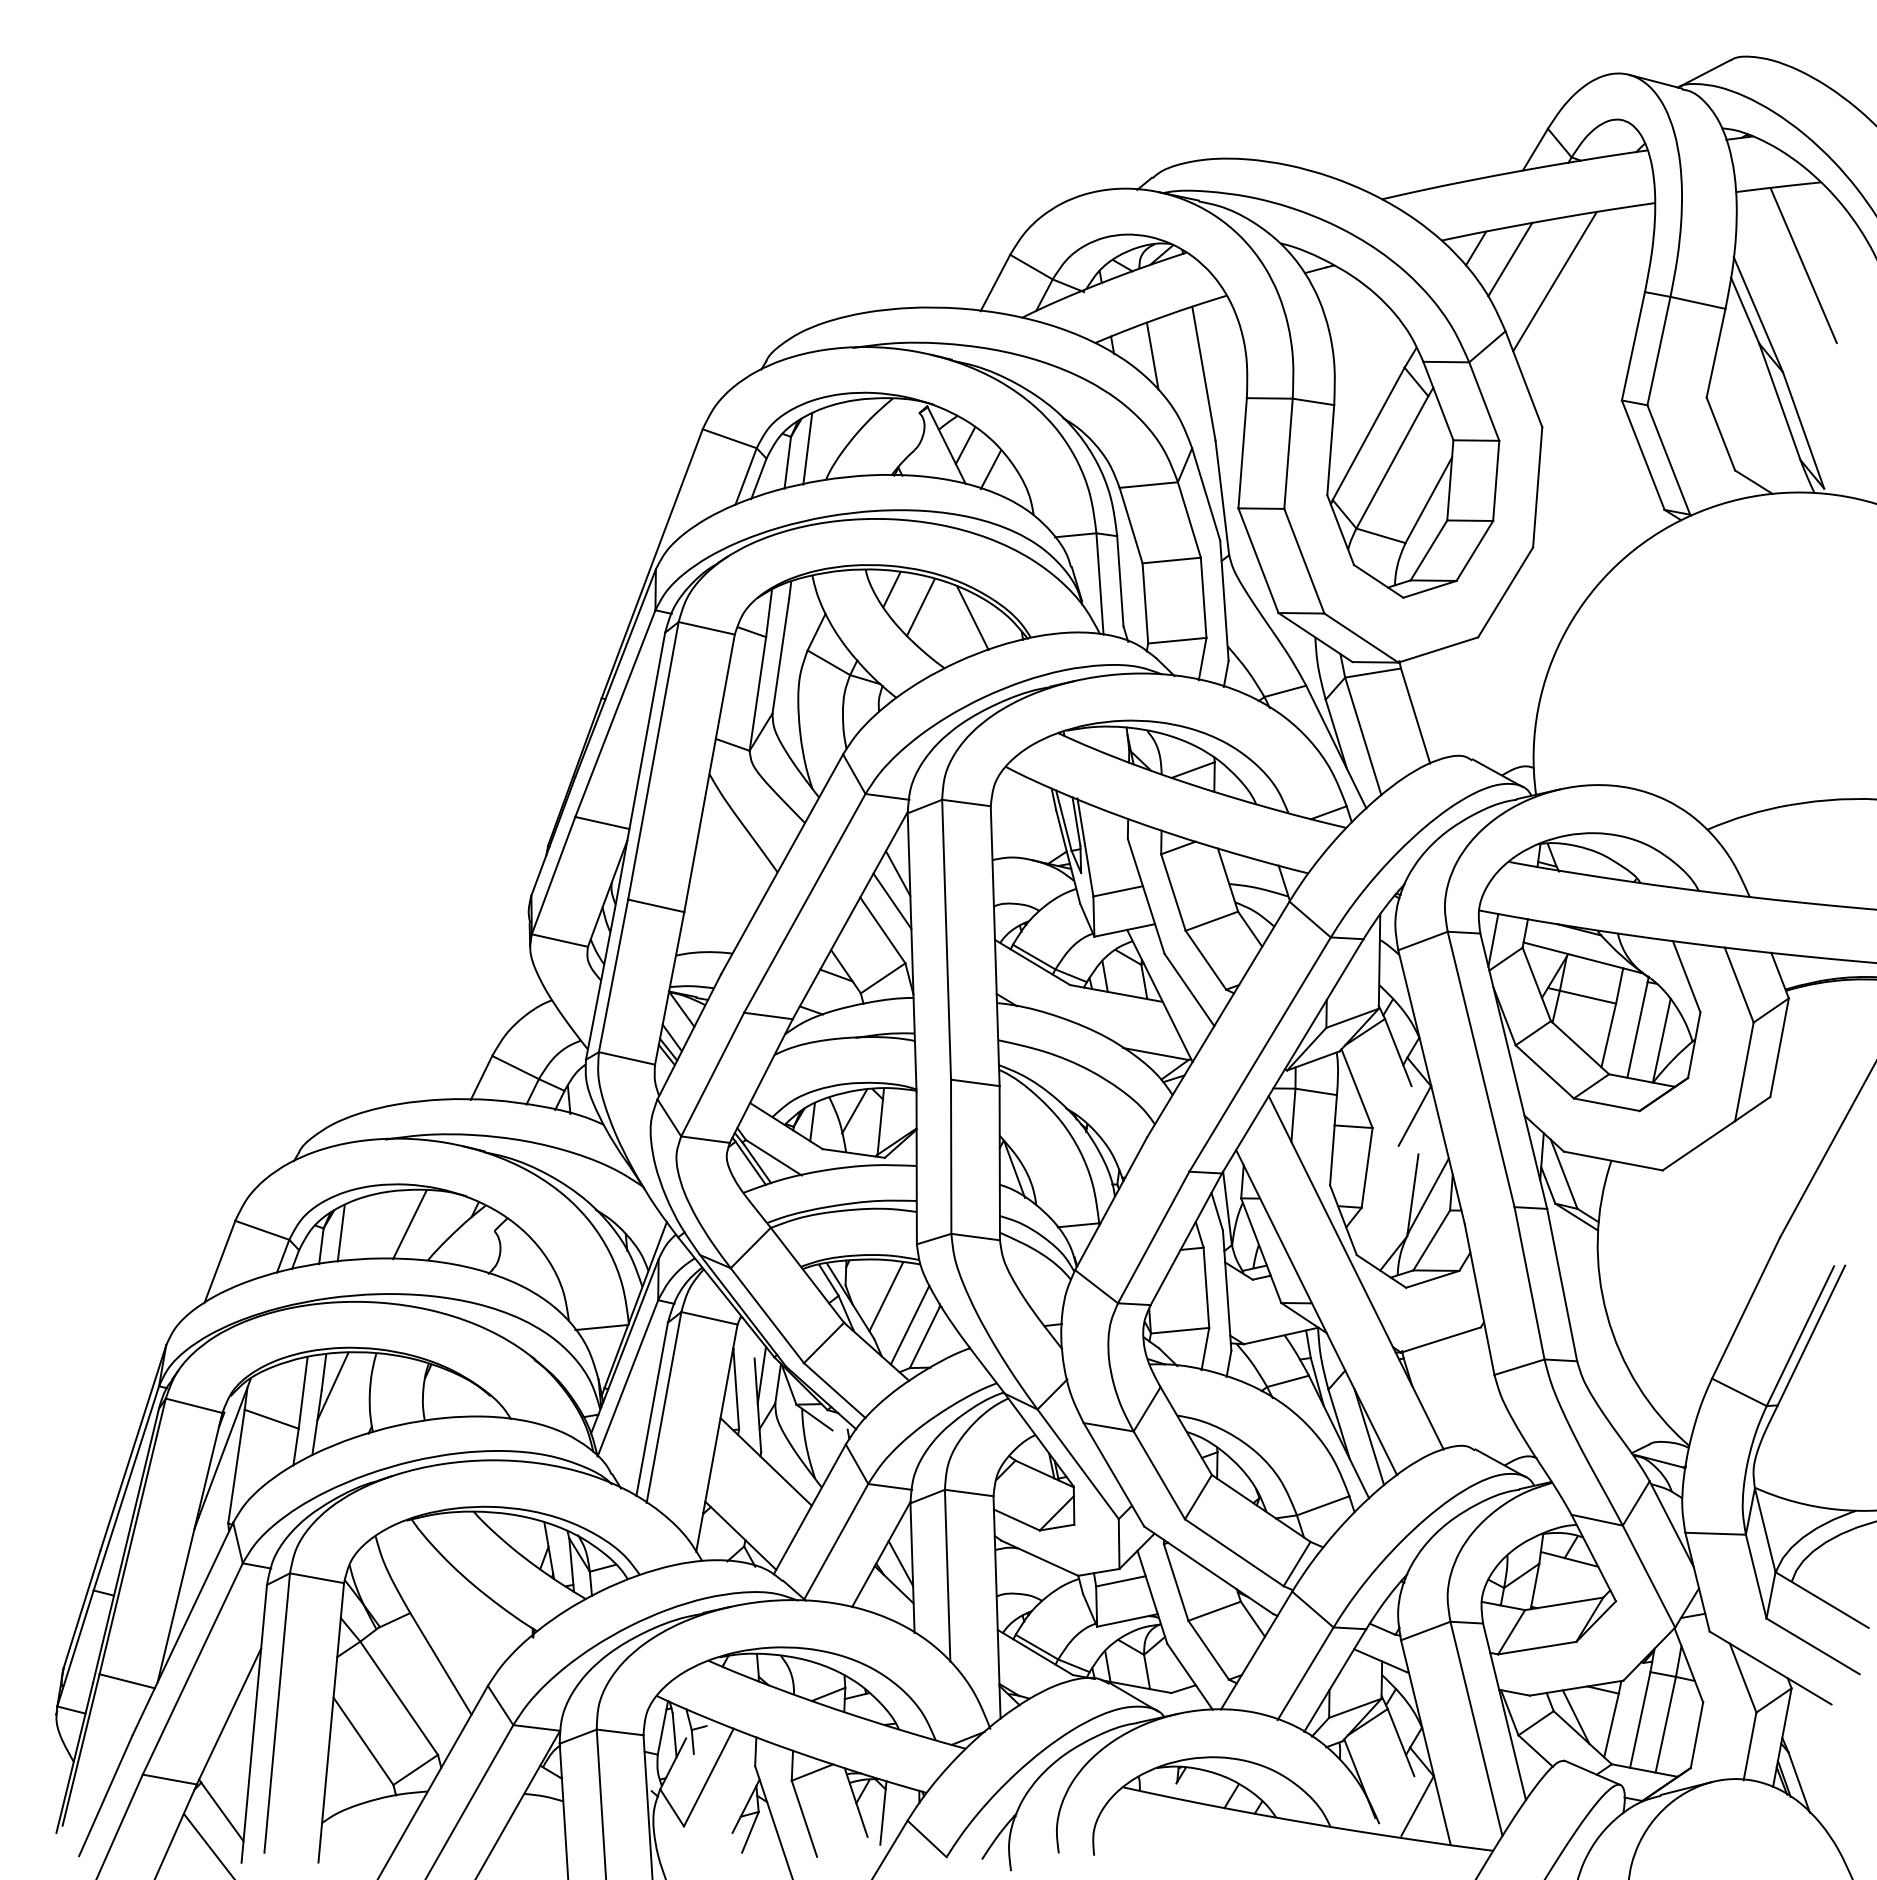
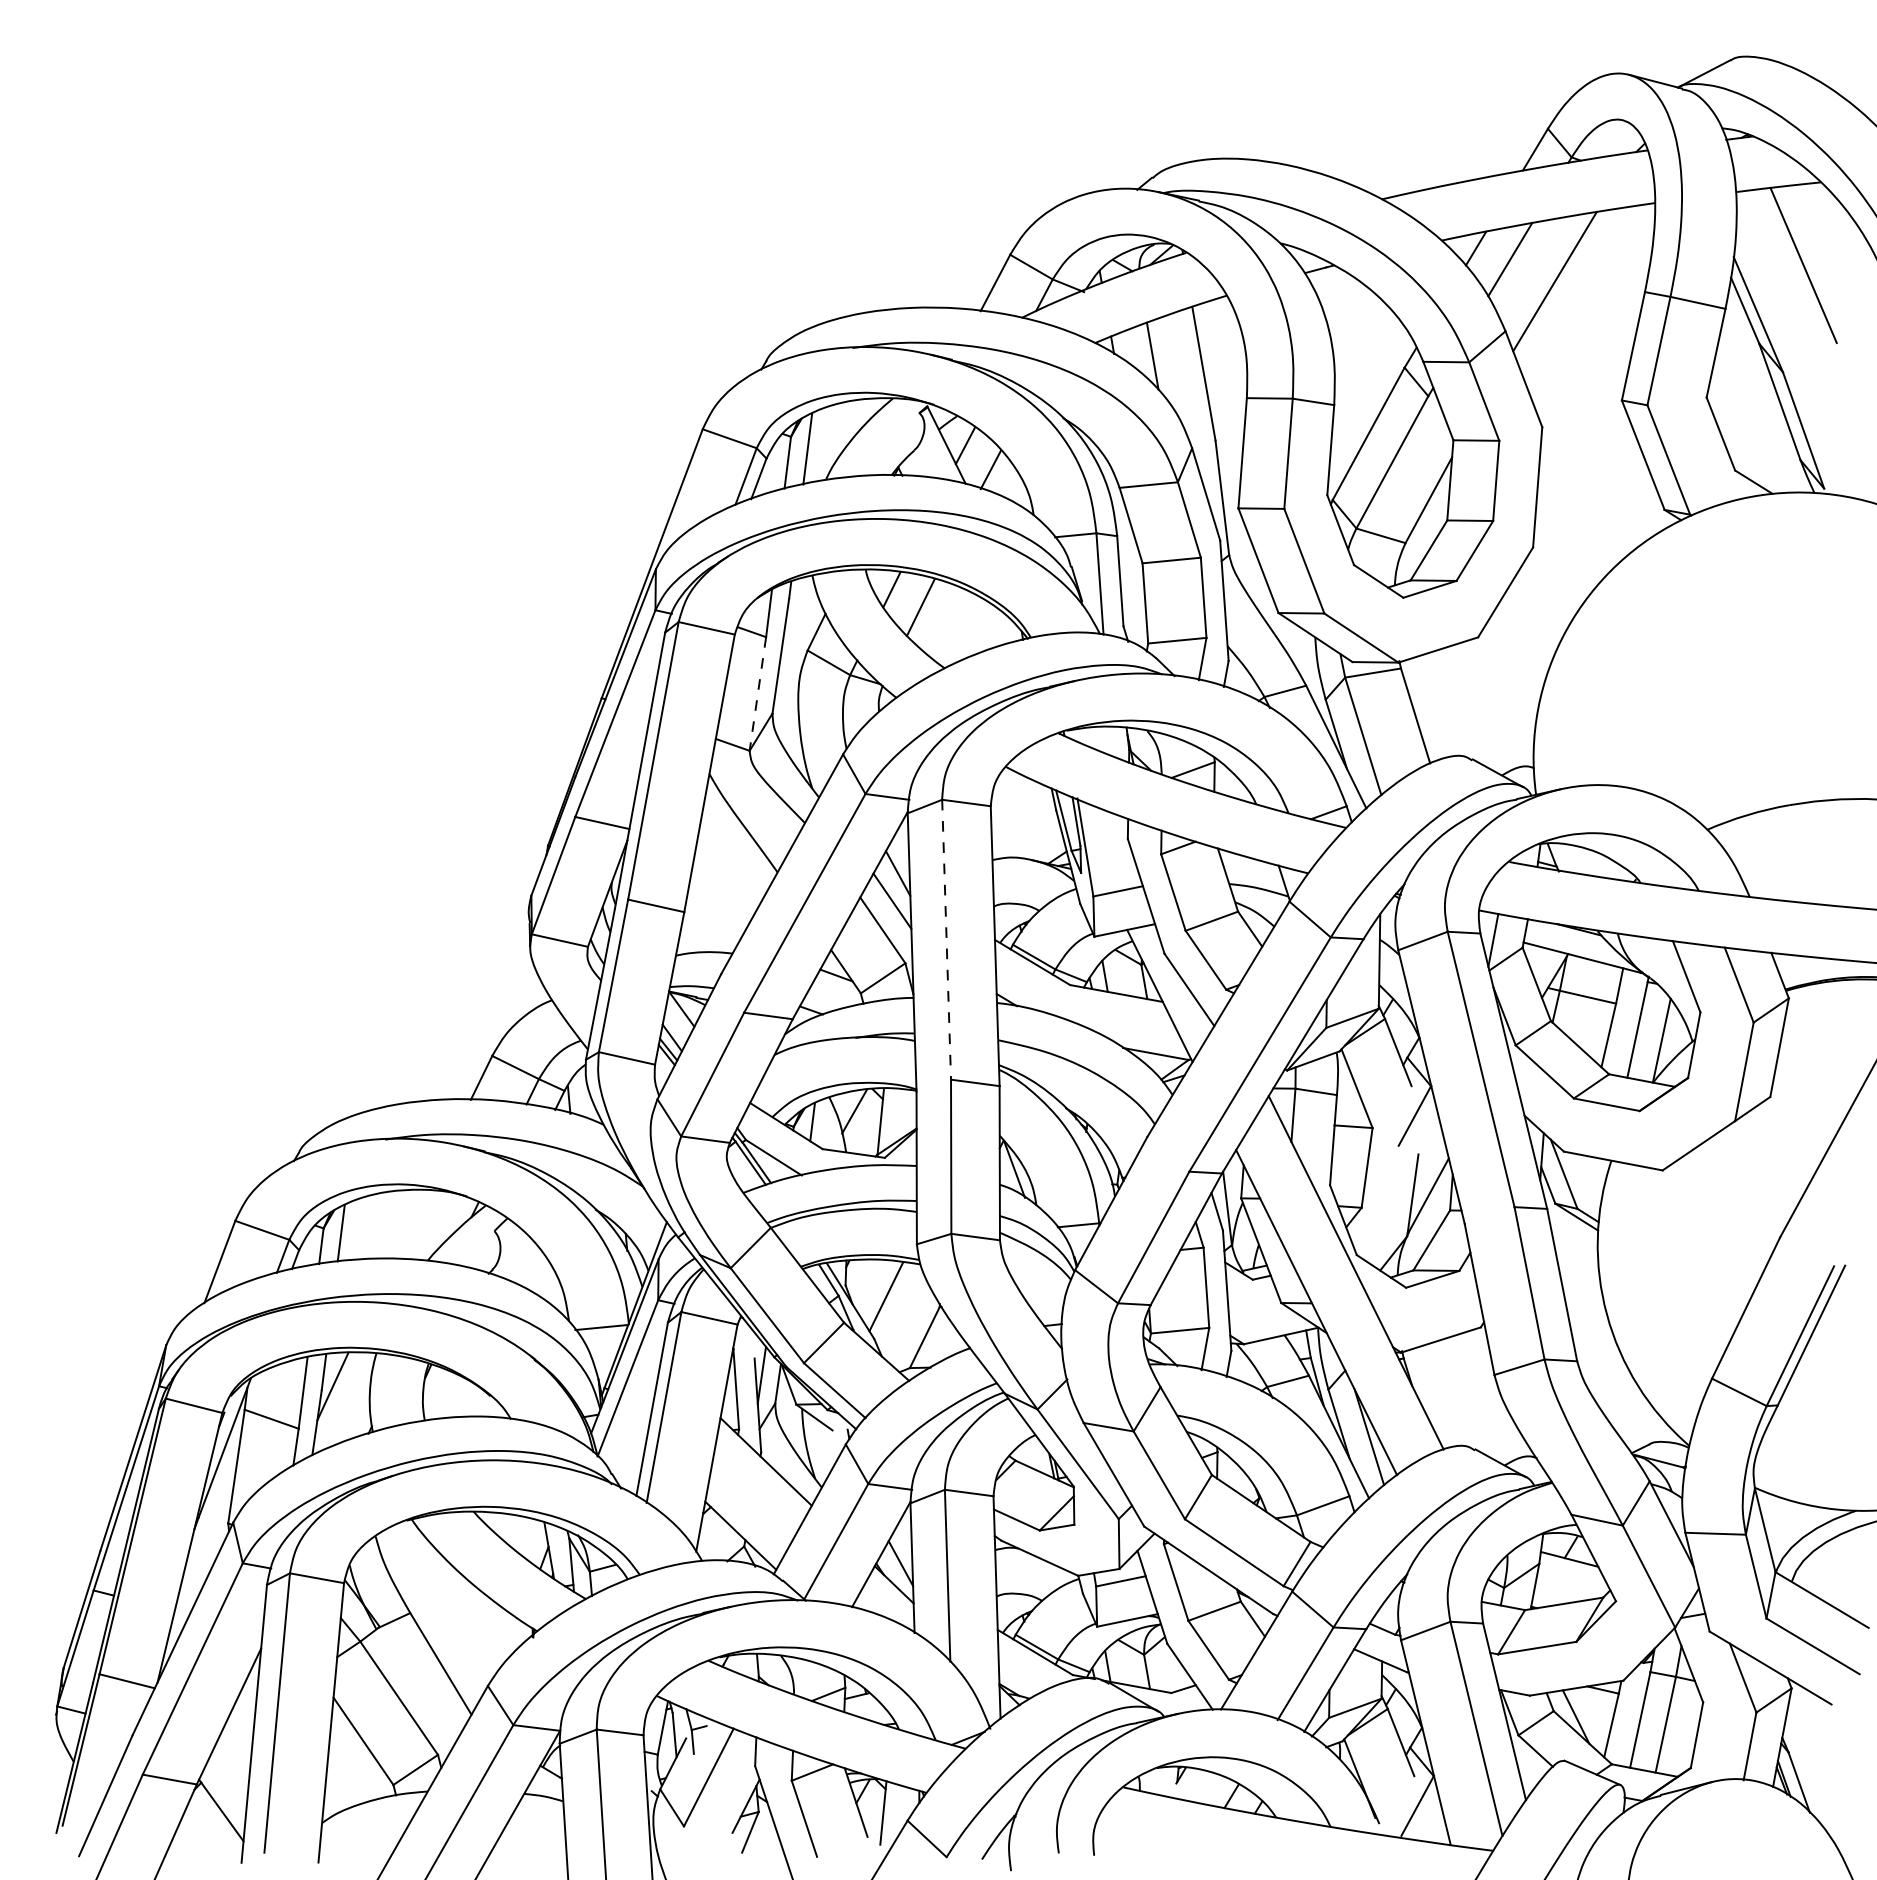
line: present -> none (972, 617)
line: solid -> dashed (757, 694)
line: solid -> dashed (946, 940)
line: present -> none (409, 1224)
line: present -> none (909, 1324)
line: present -> none (207, 1845)
